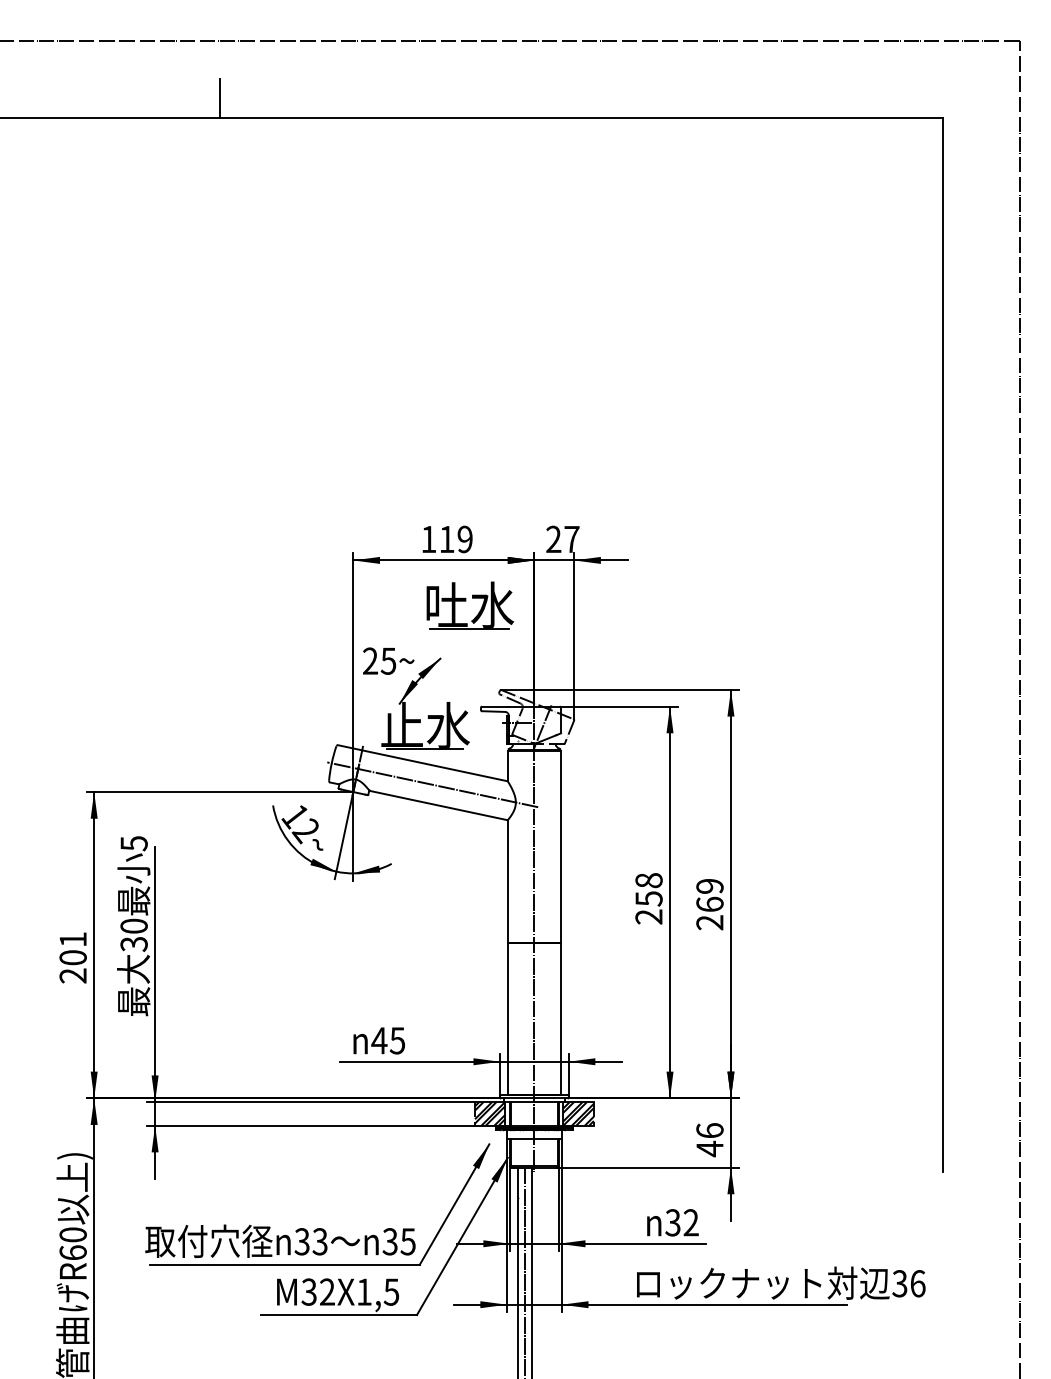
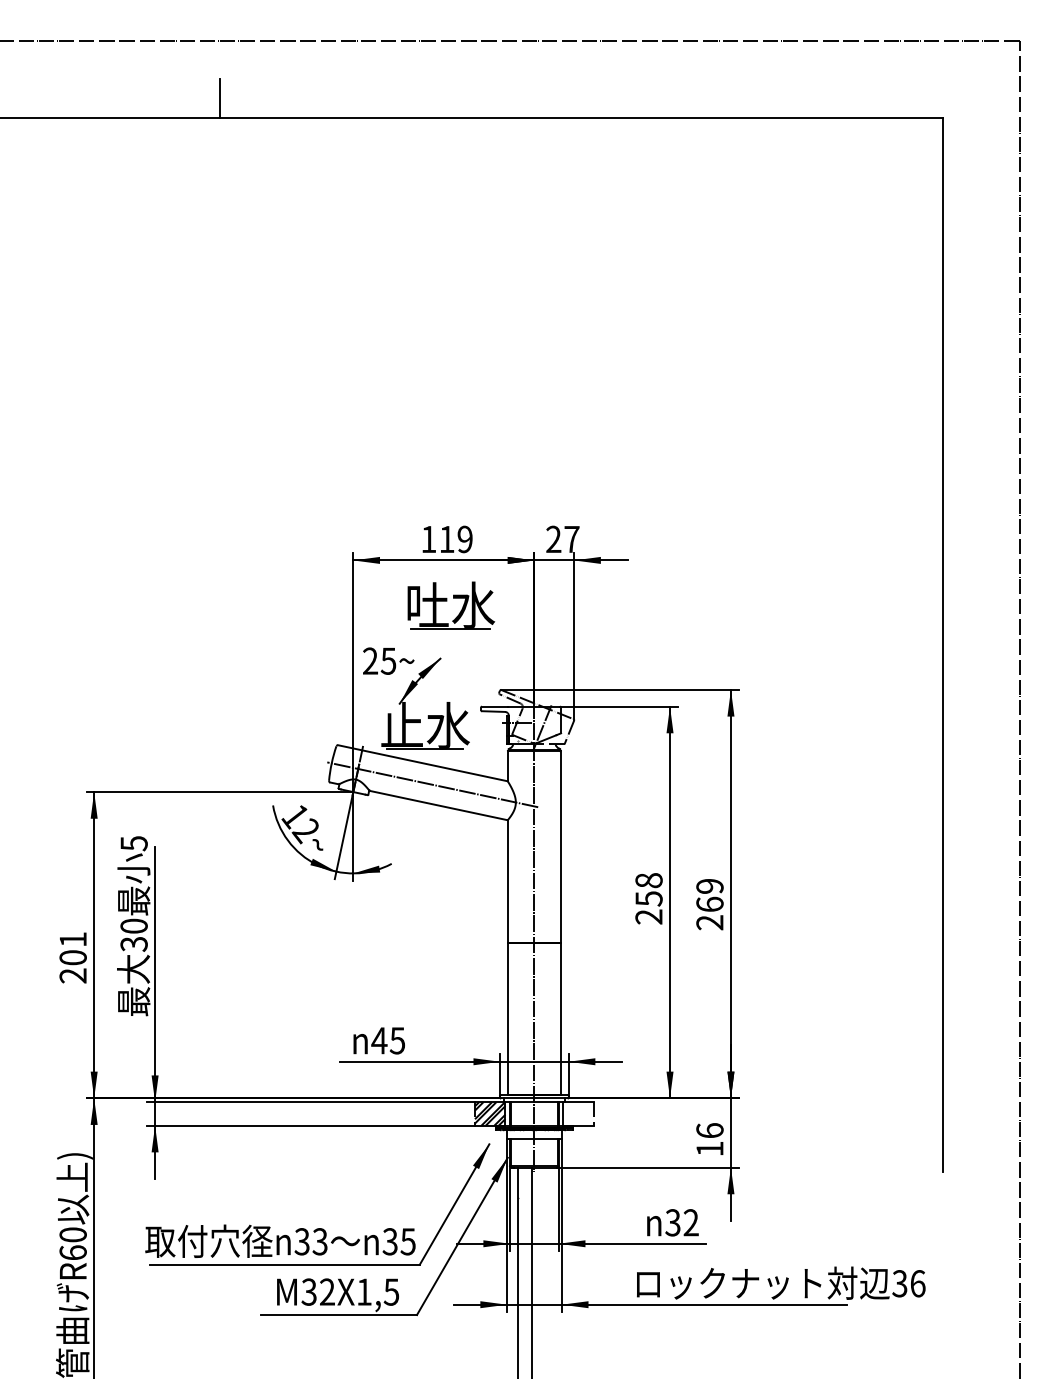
part position: (470, 605) -> (451, 605) (451, 605)
hatch: present -> none (578, 1113)
text: 46 -> 16 (709, 1148)
line: present -> none (525, 1271)
